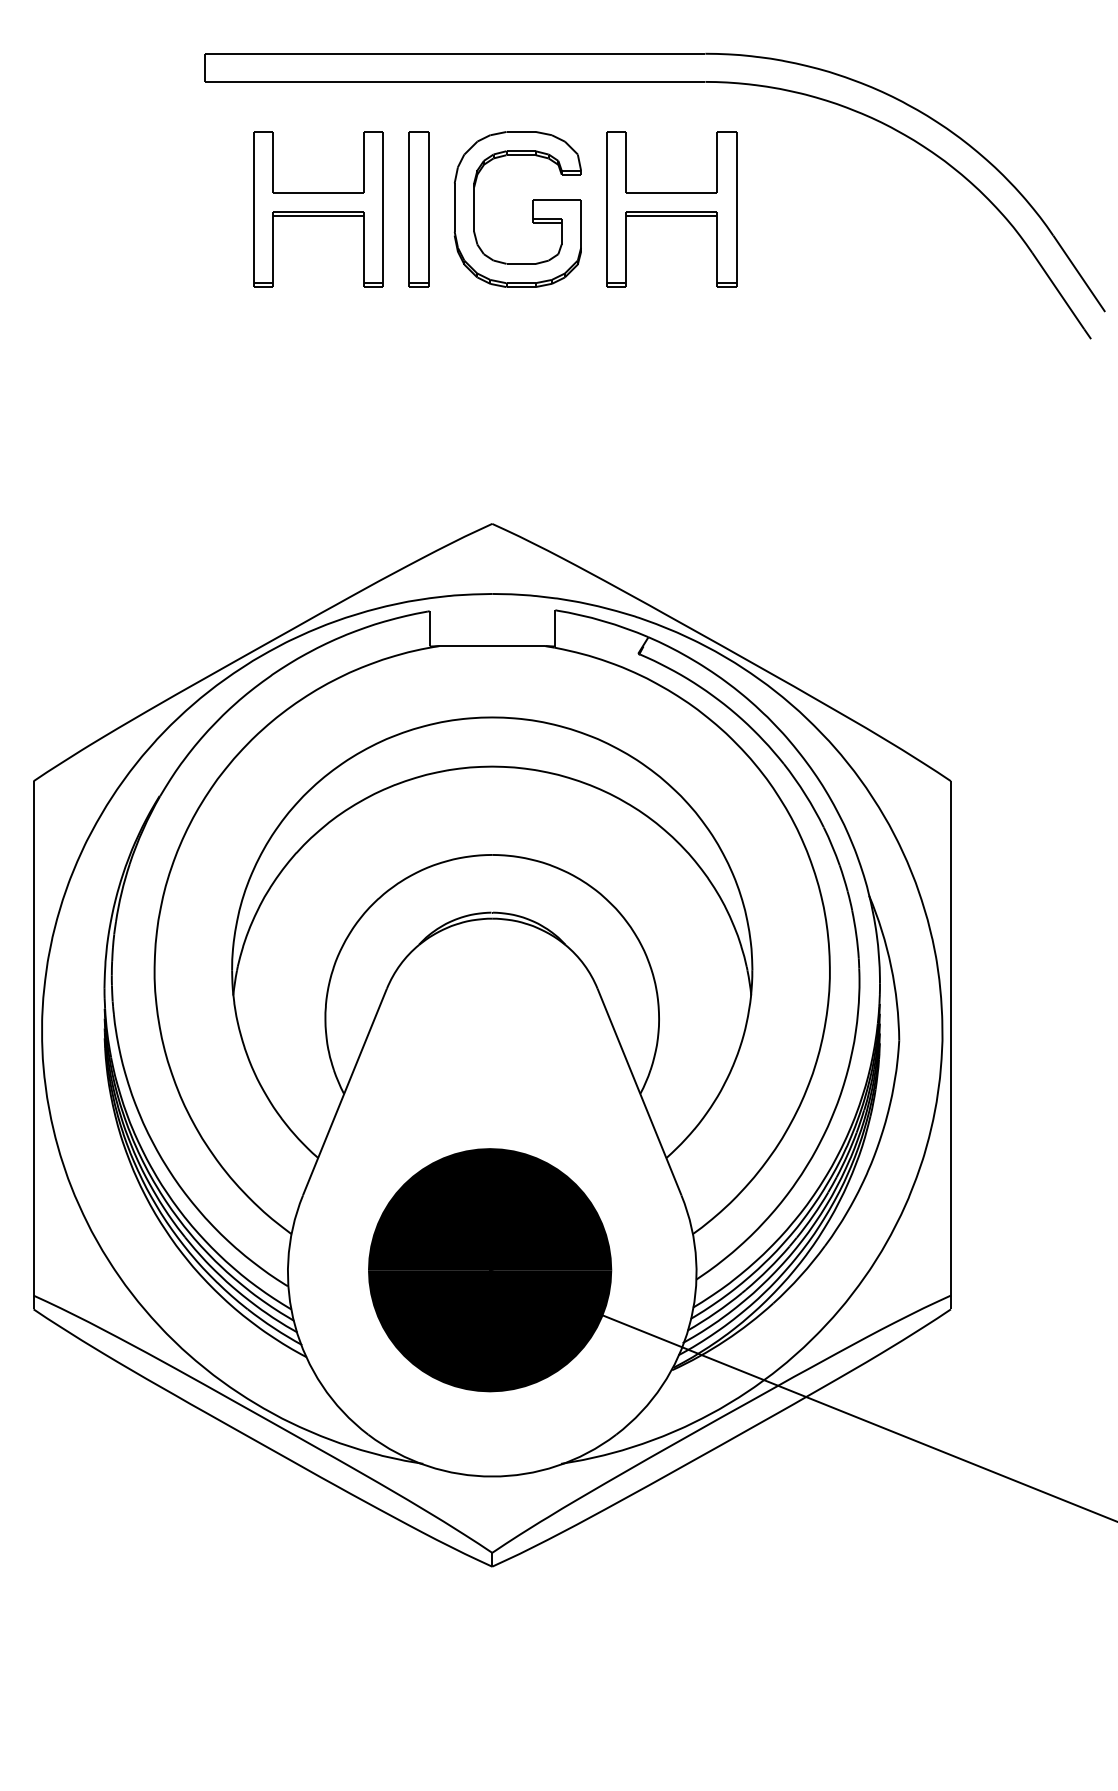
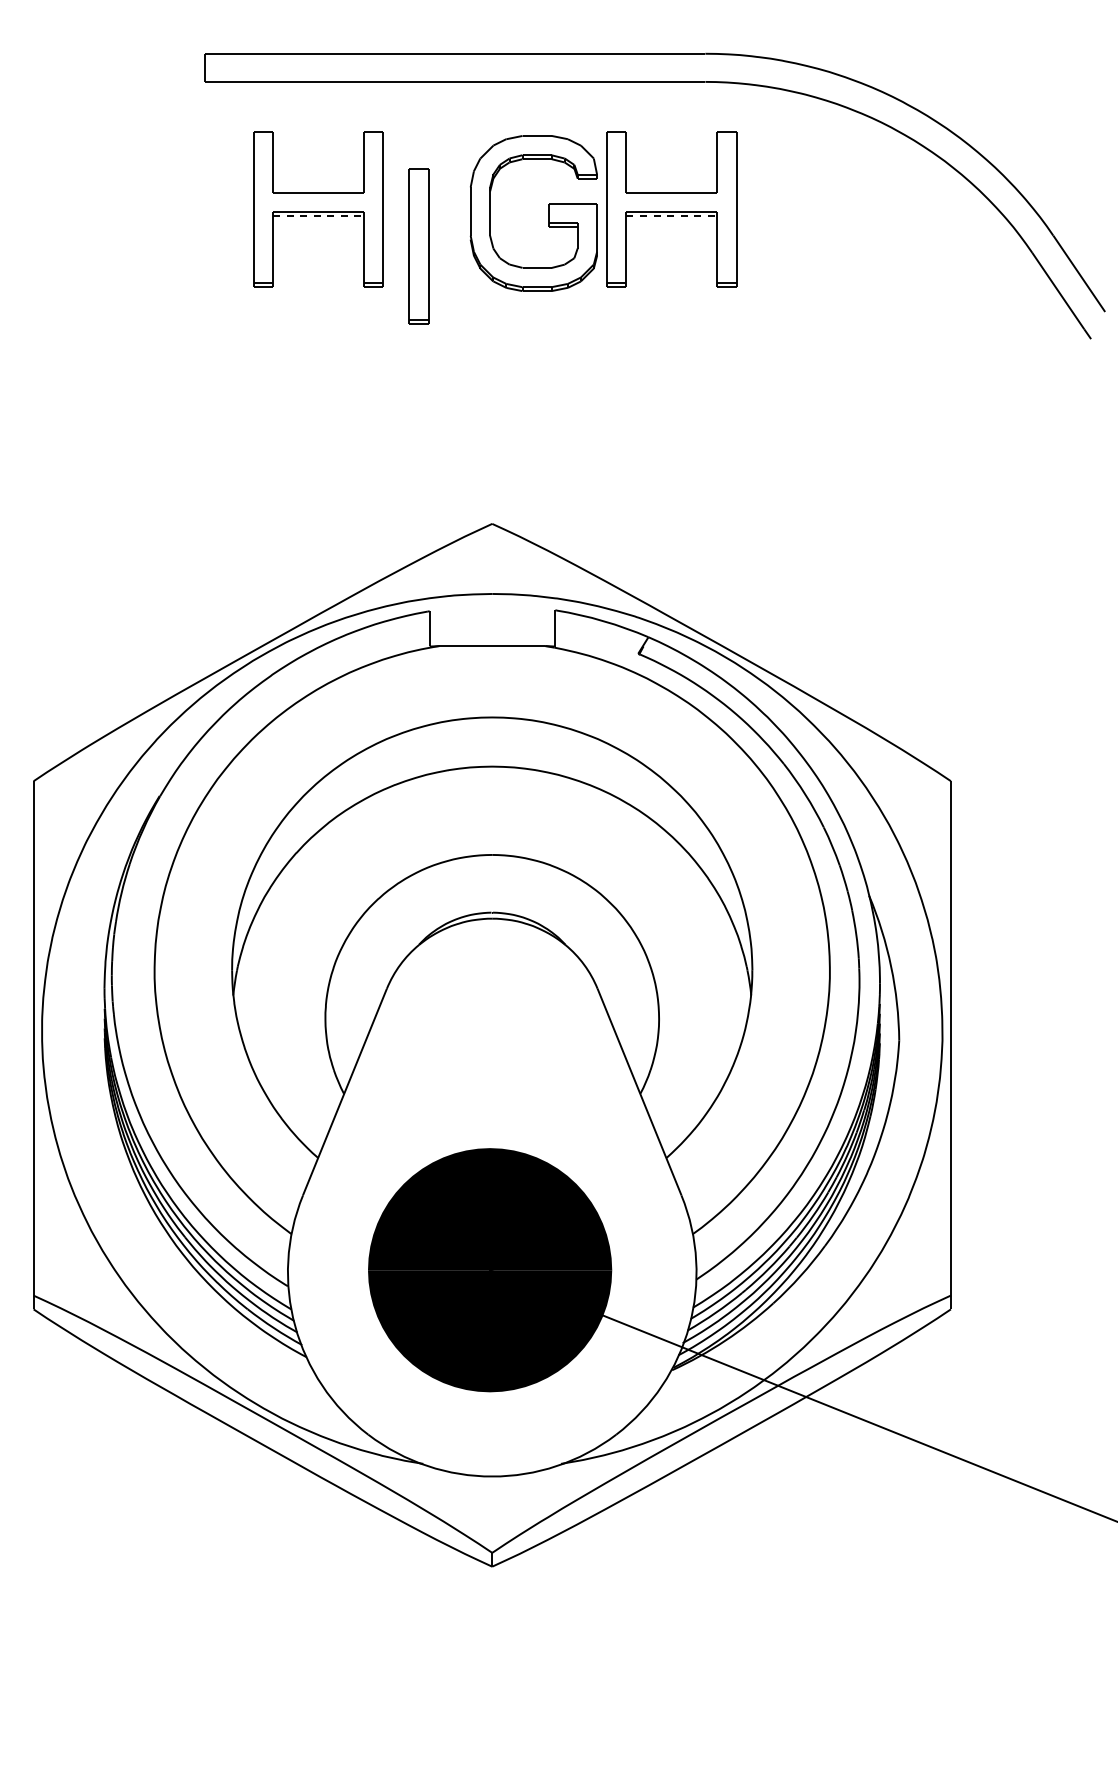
part position: (418, 209) -> (418, 246) (418, 246)
part position: (532, 209) -> (548, 213) (548, 213)
line: solid -> dashed (319, 216)
line: solid -> dashed (672, 216)
